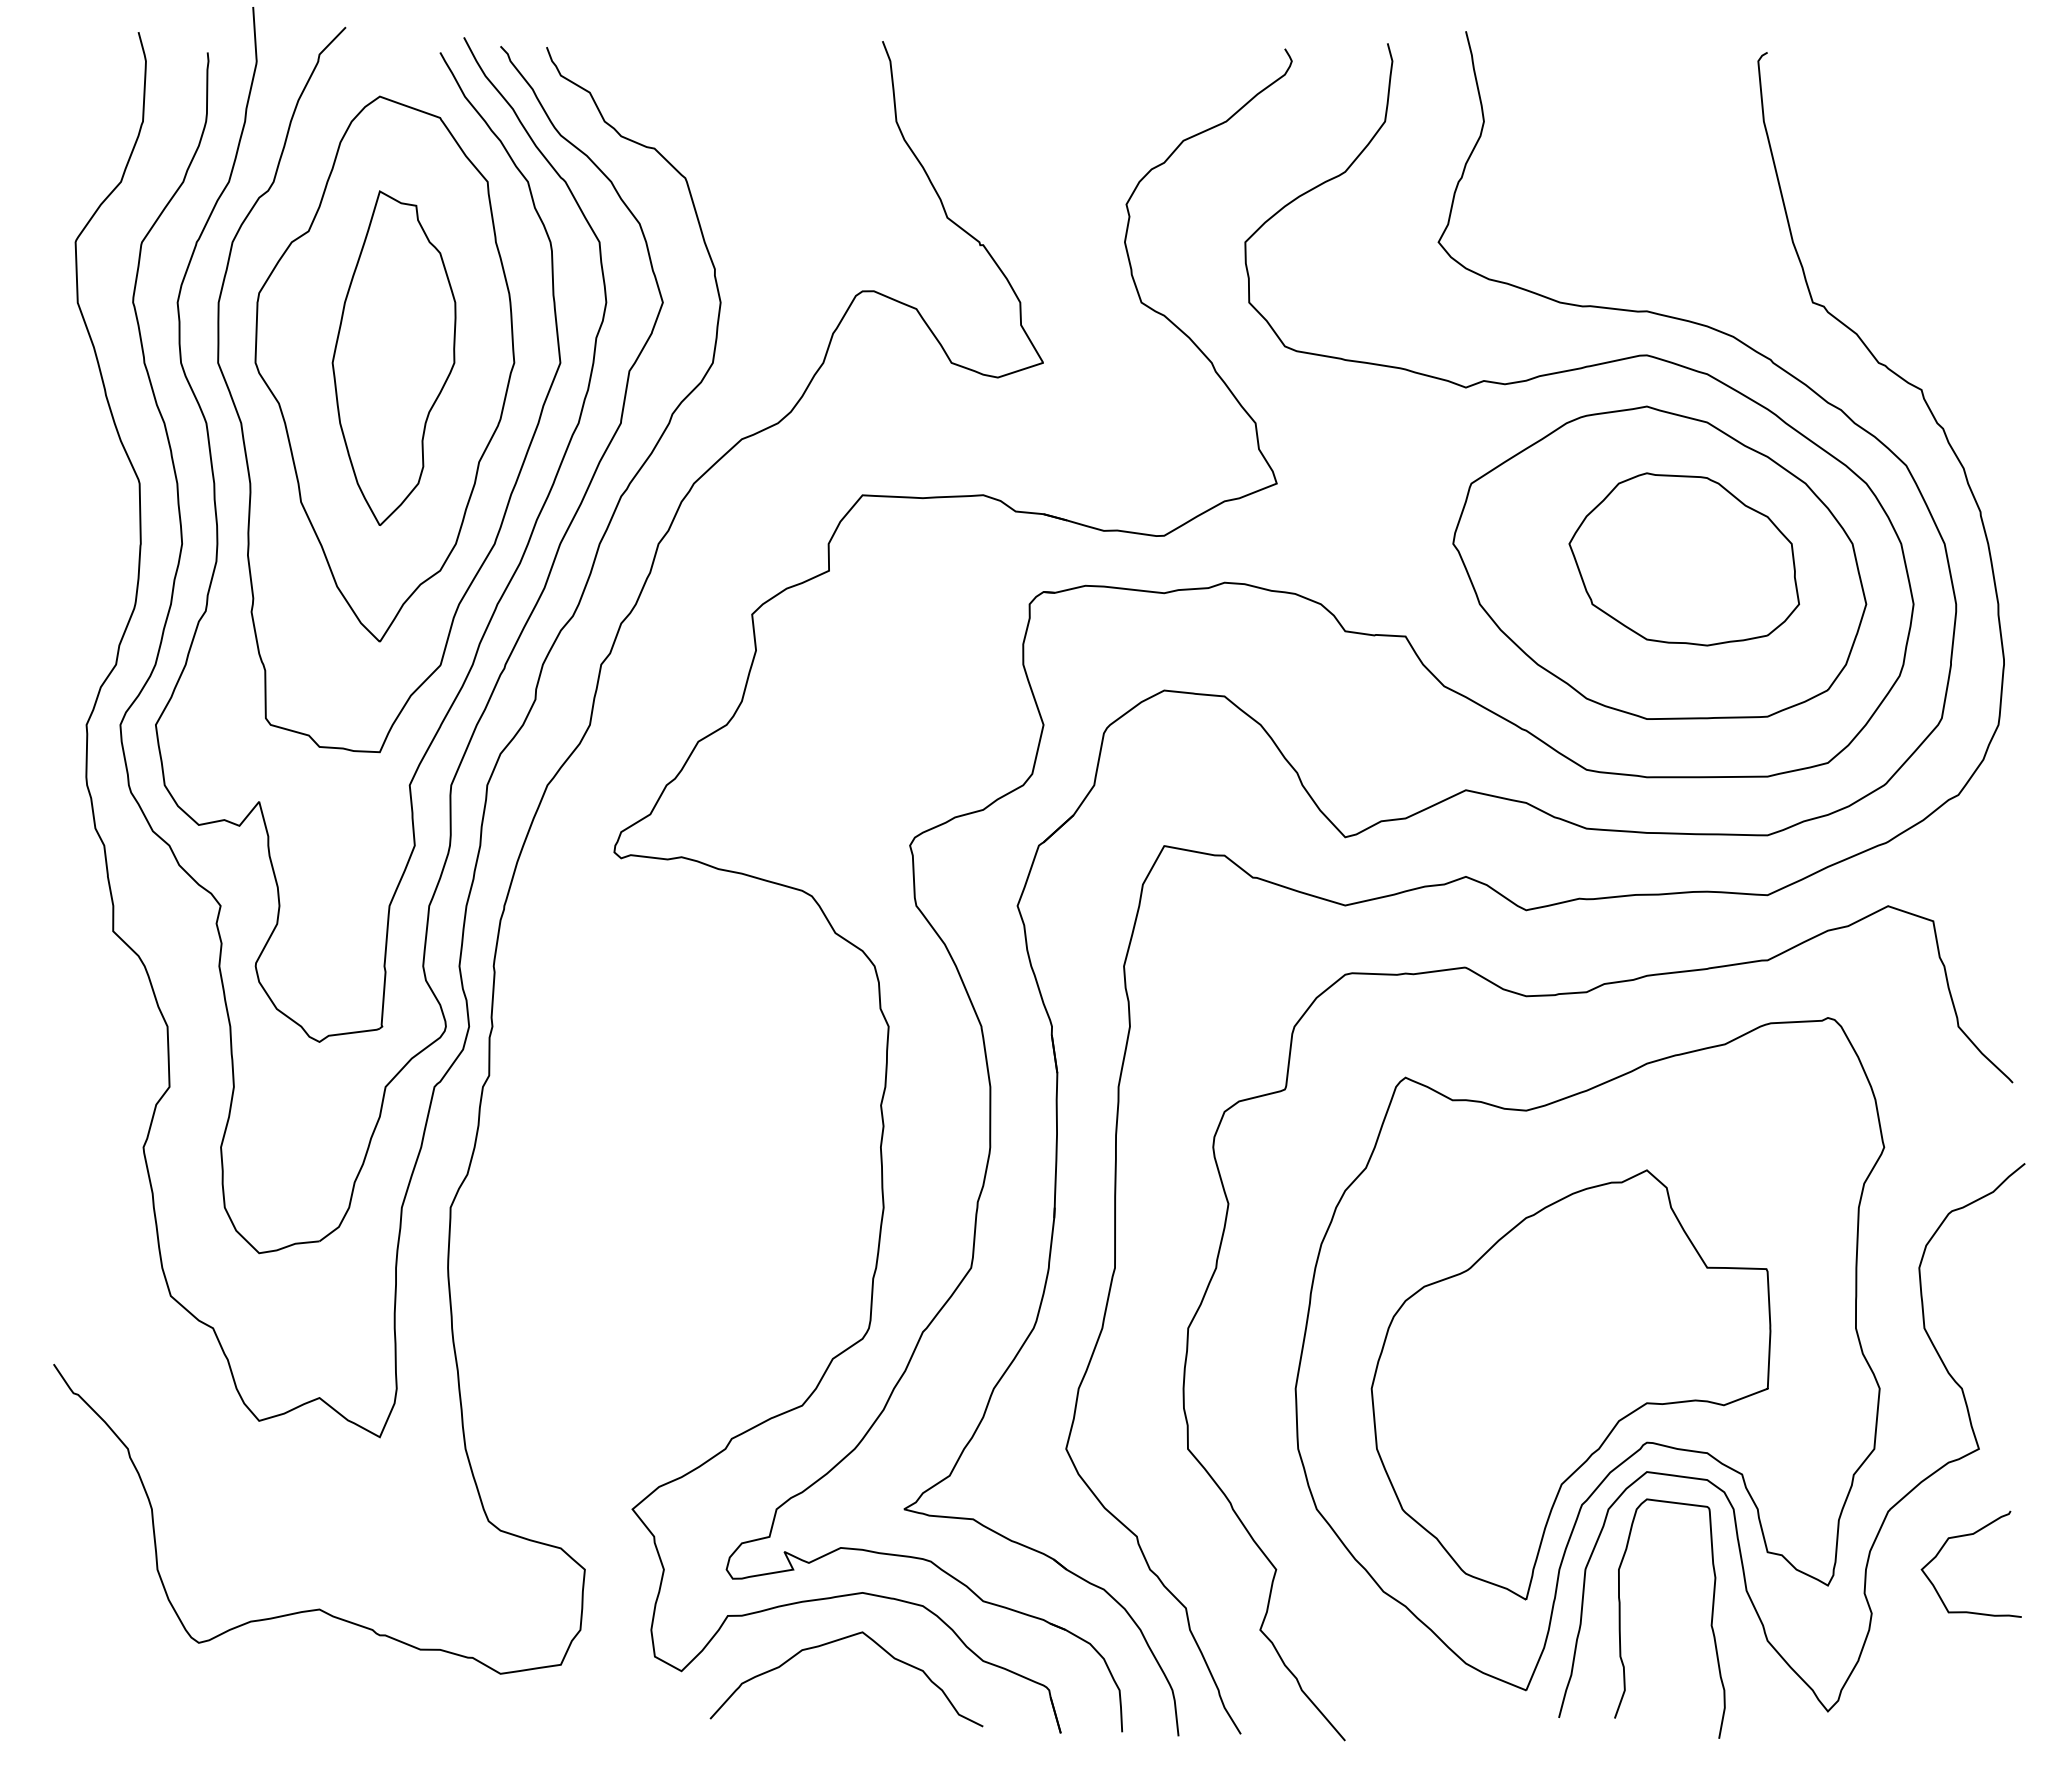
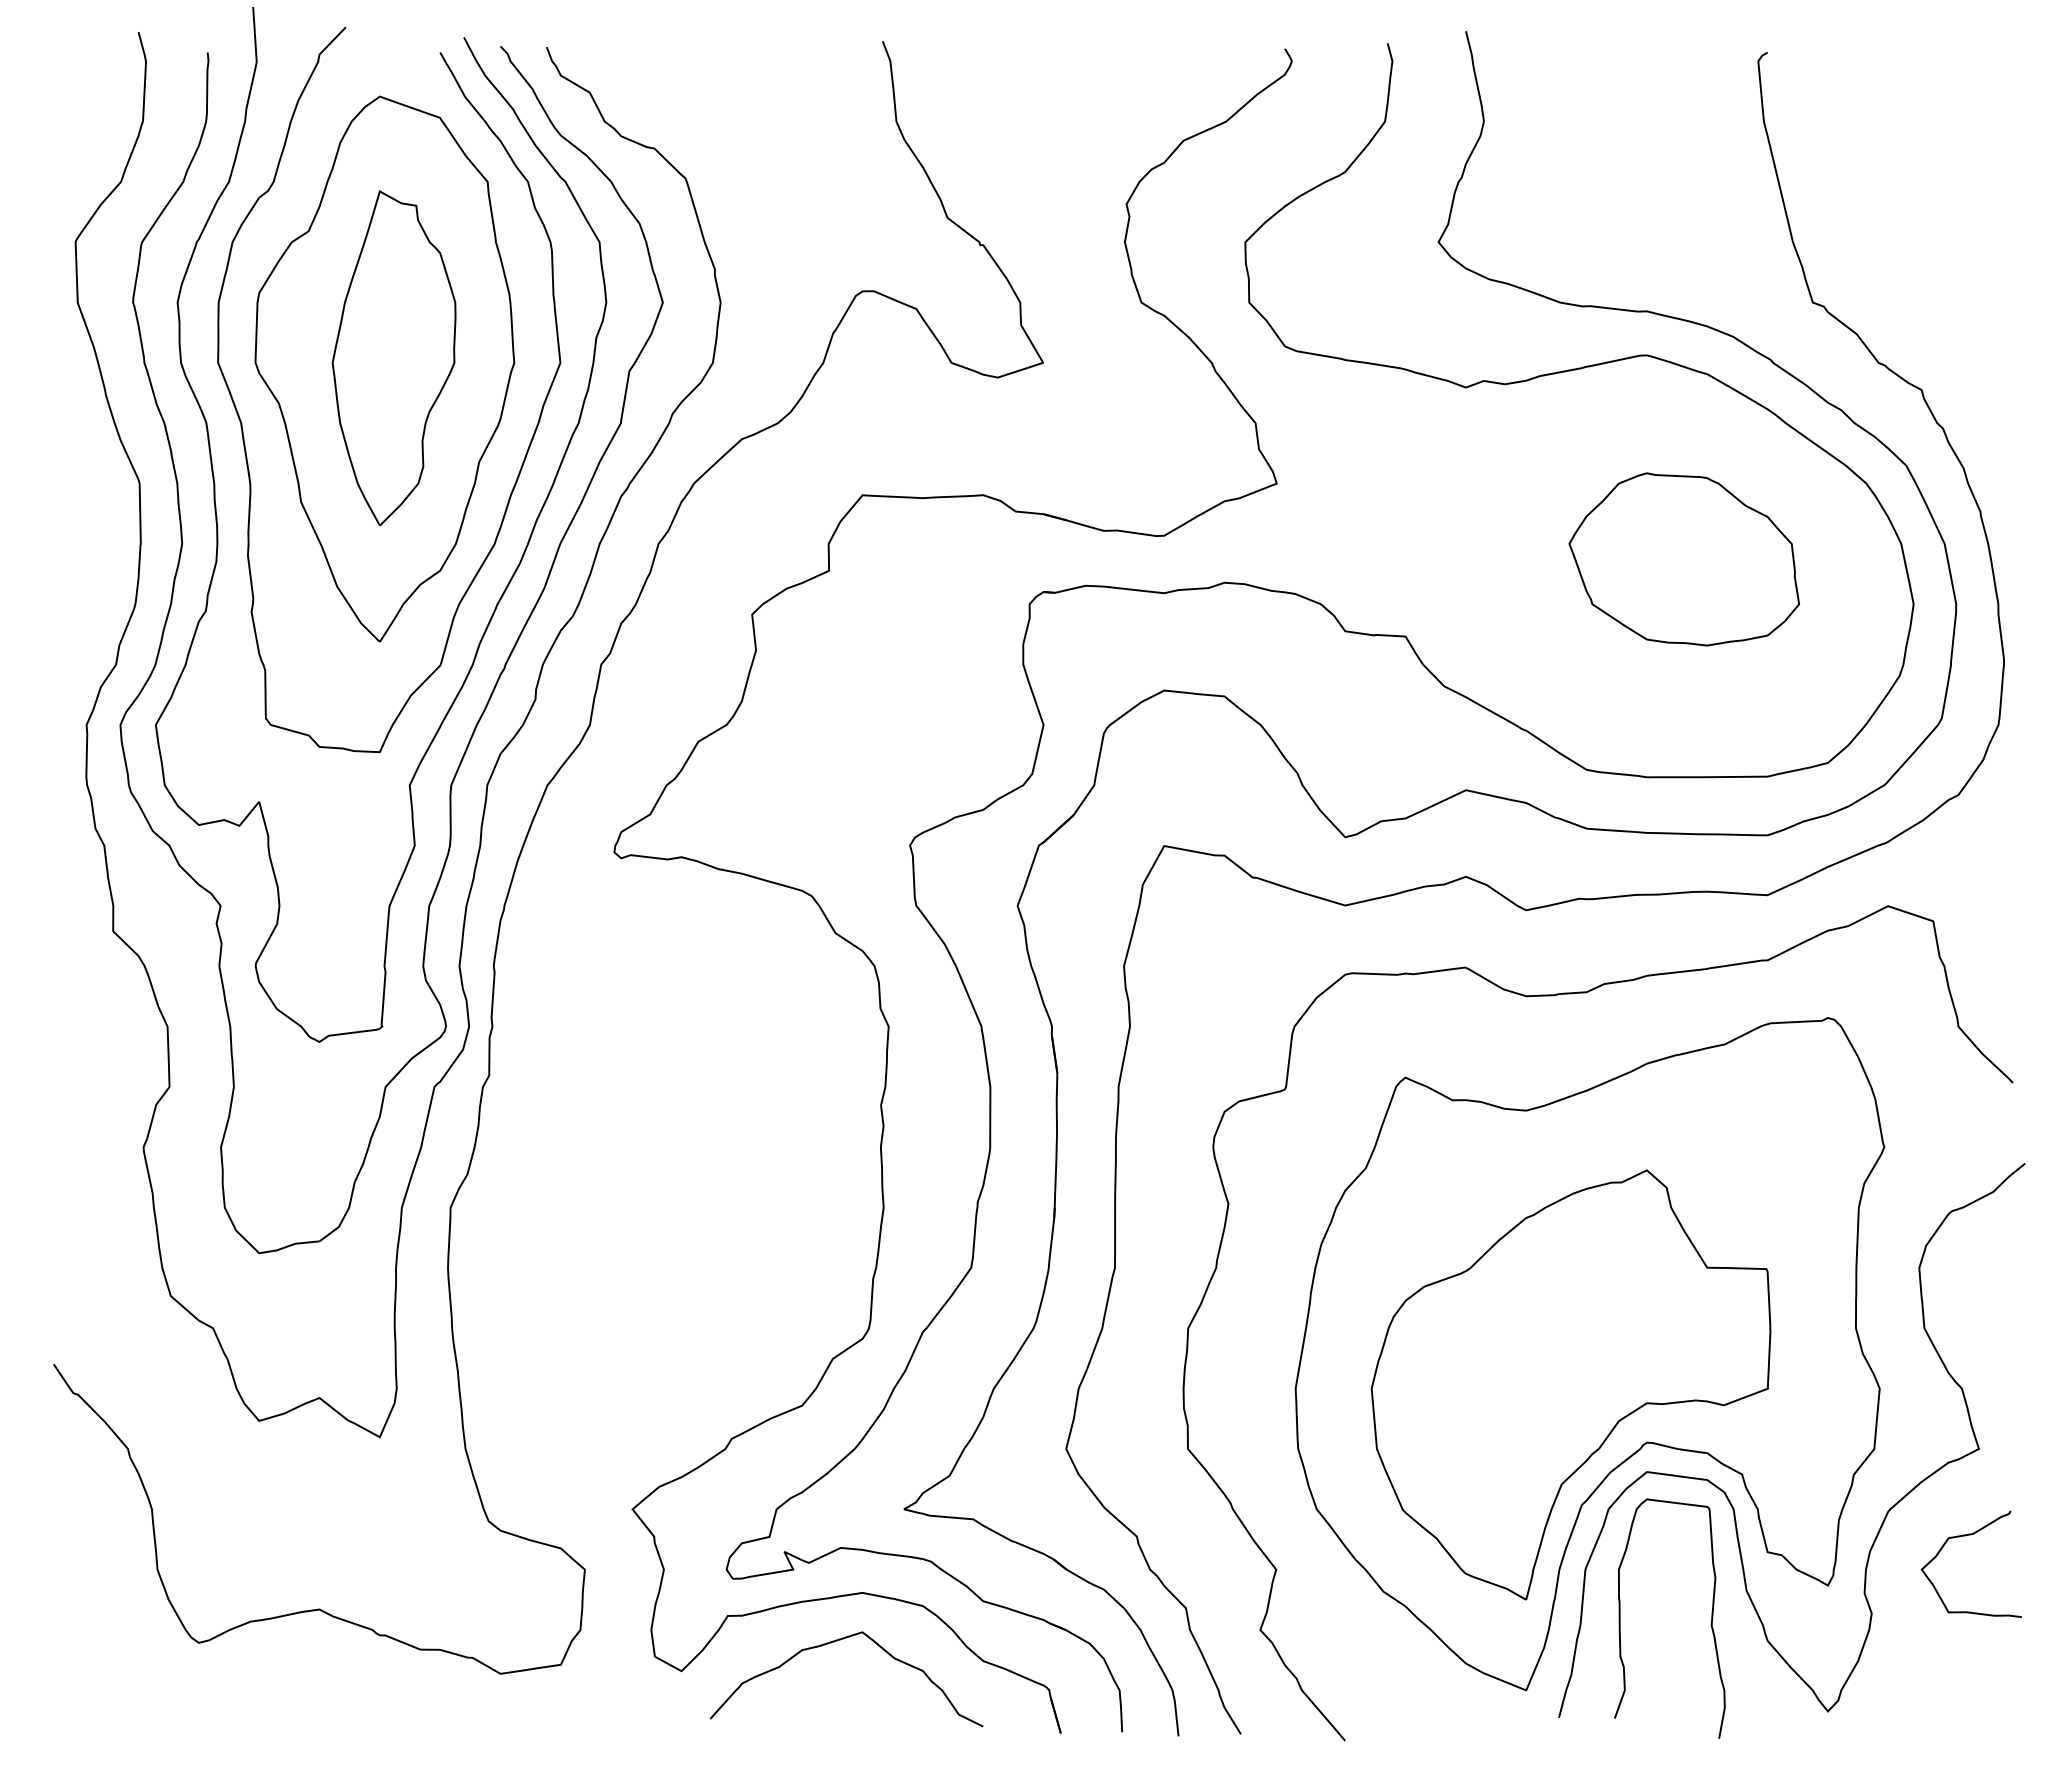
part: present -> none (1659, 562)
